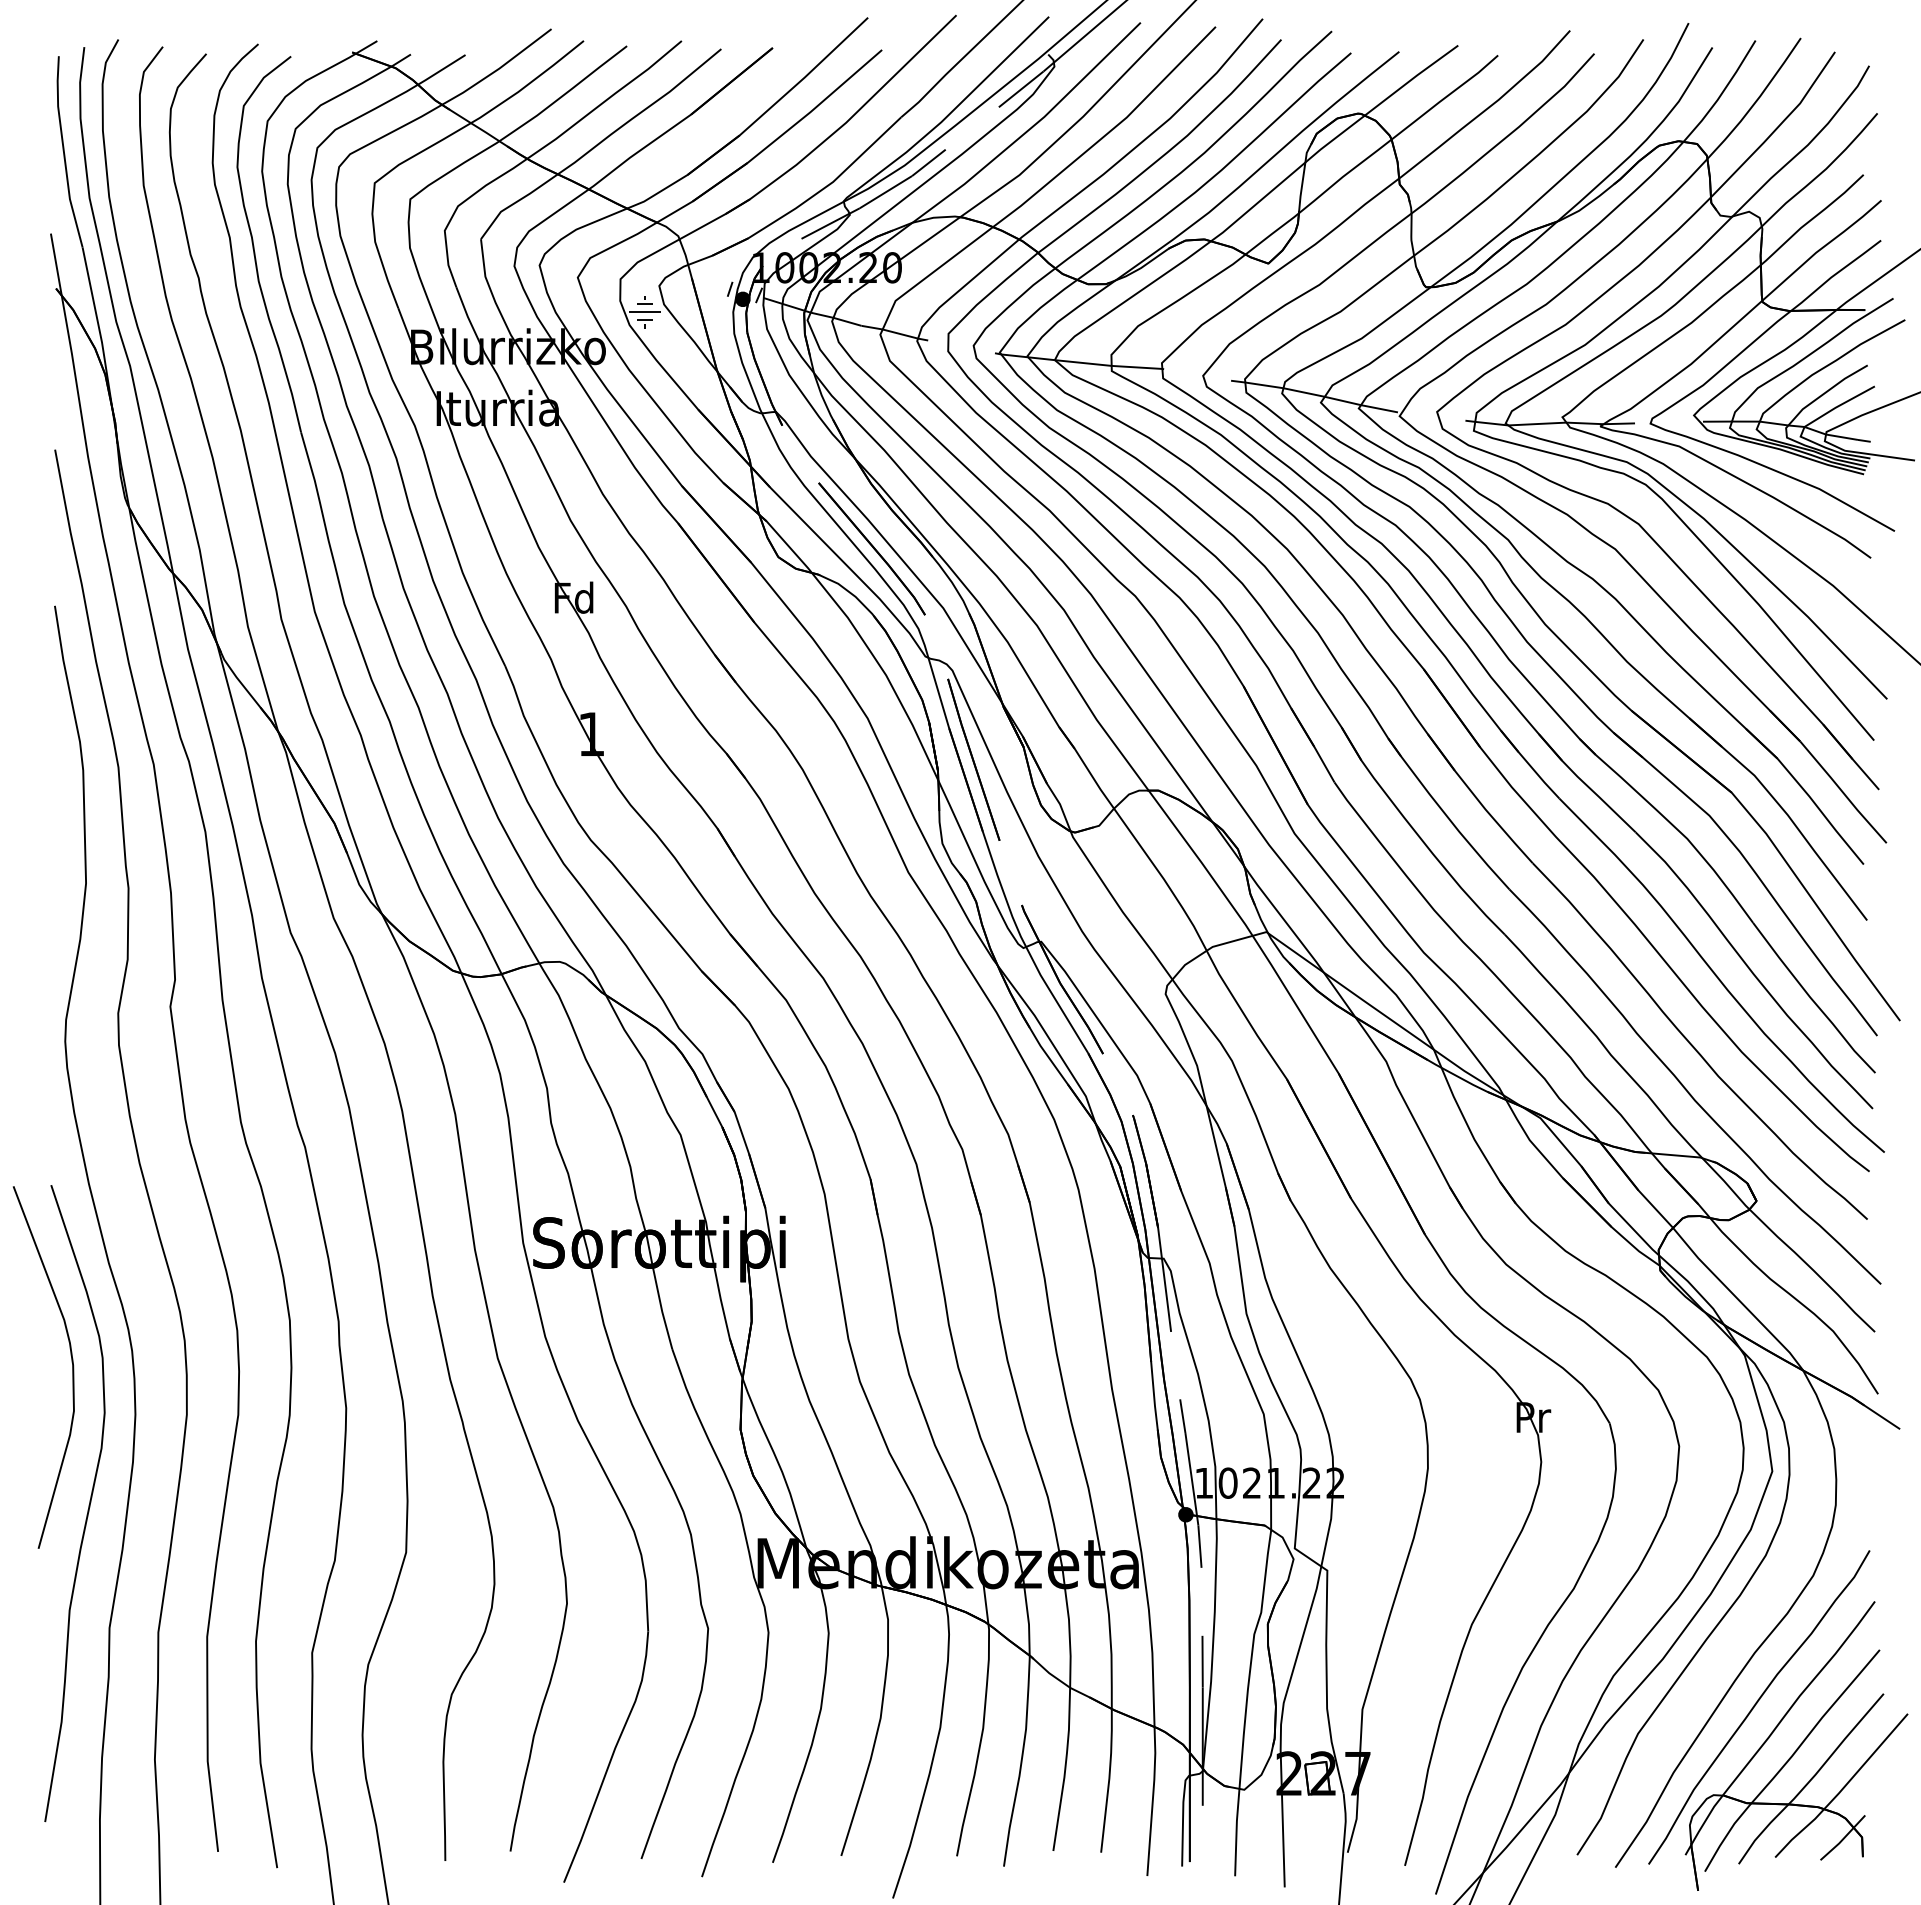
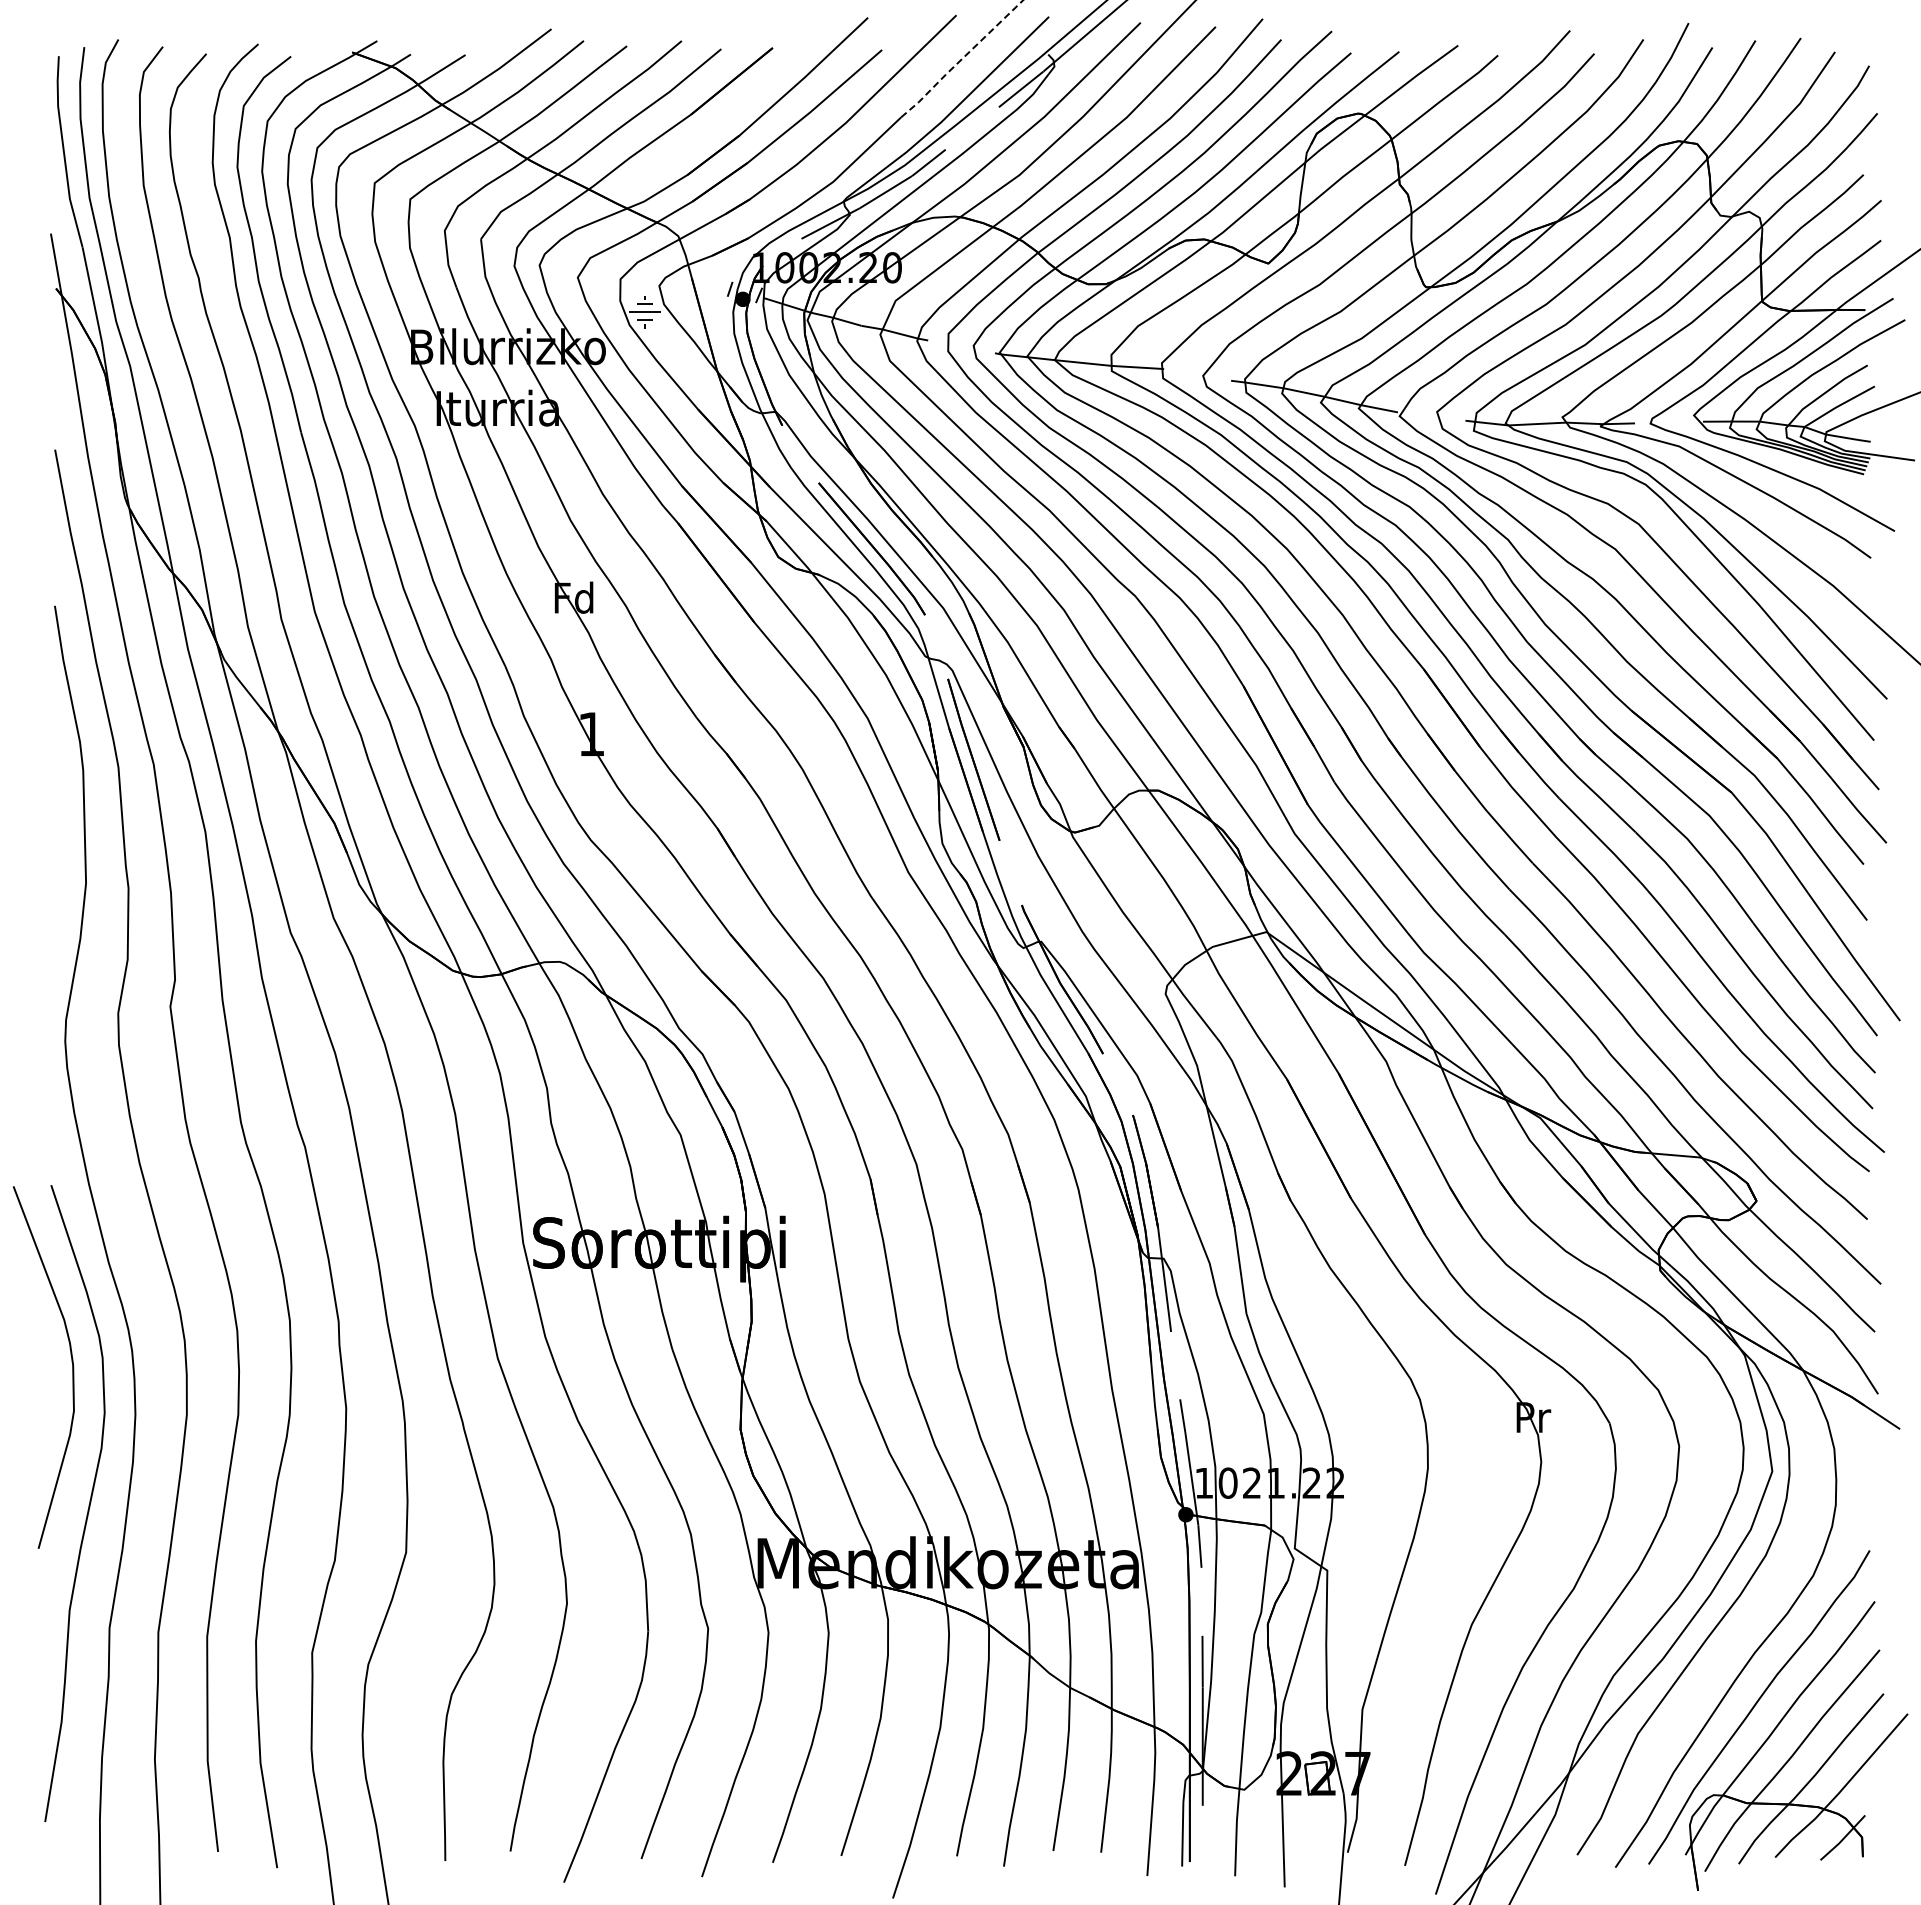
line: solid -> dashed (961, 59)
